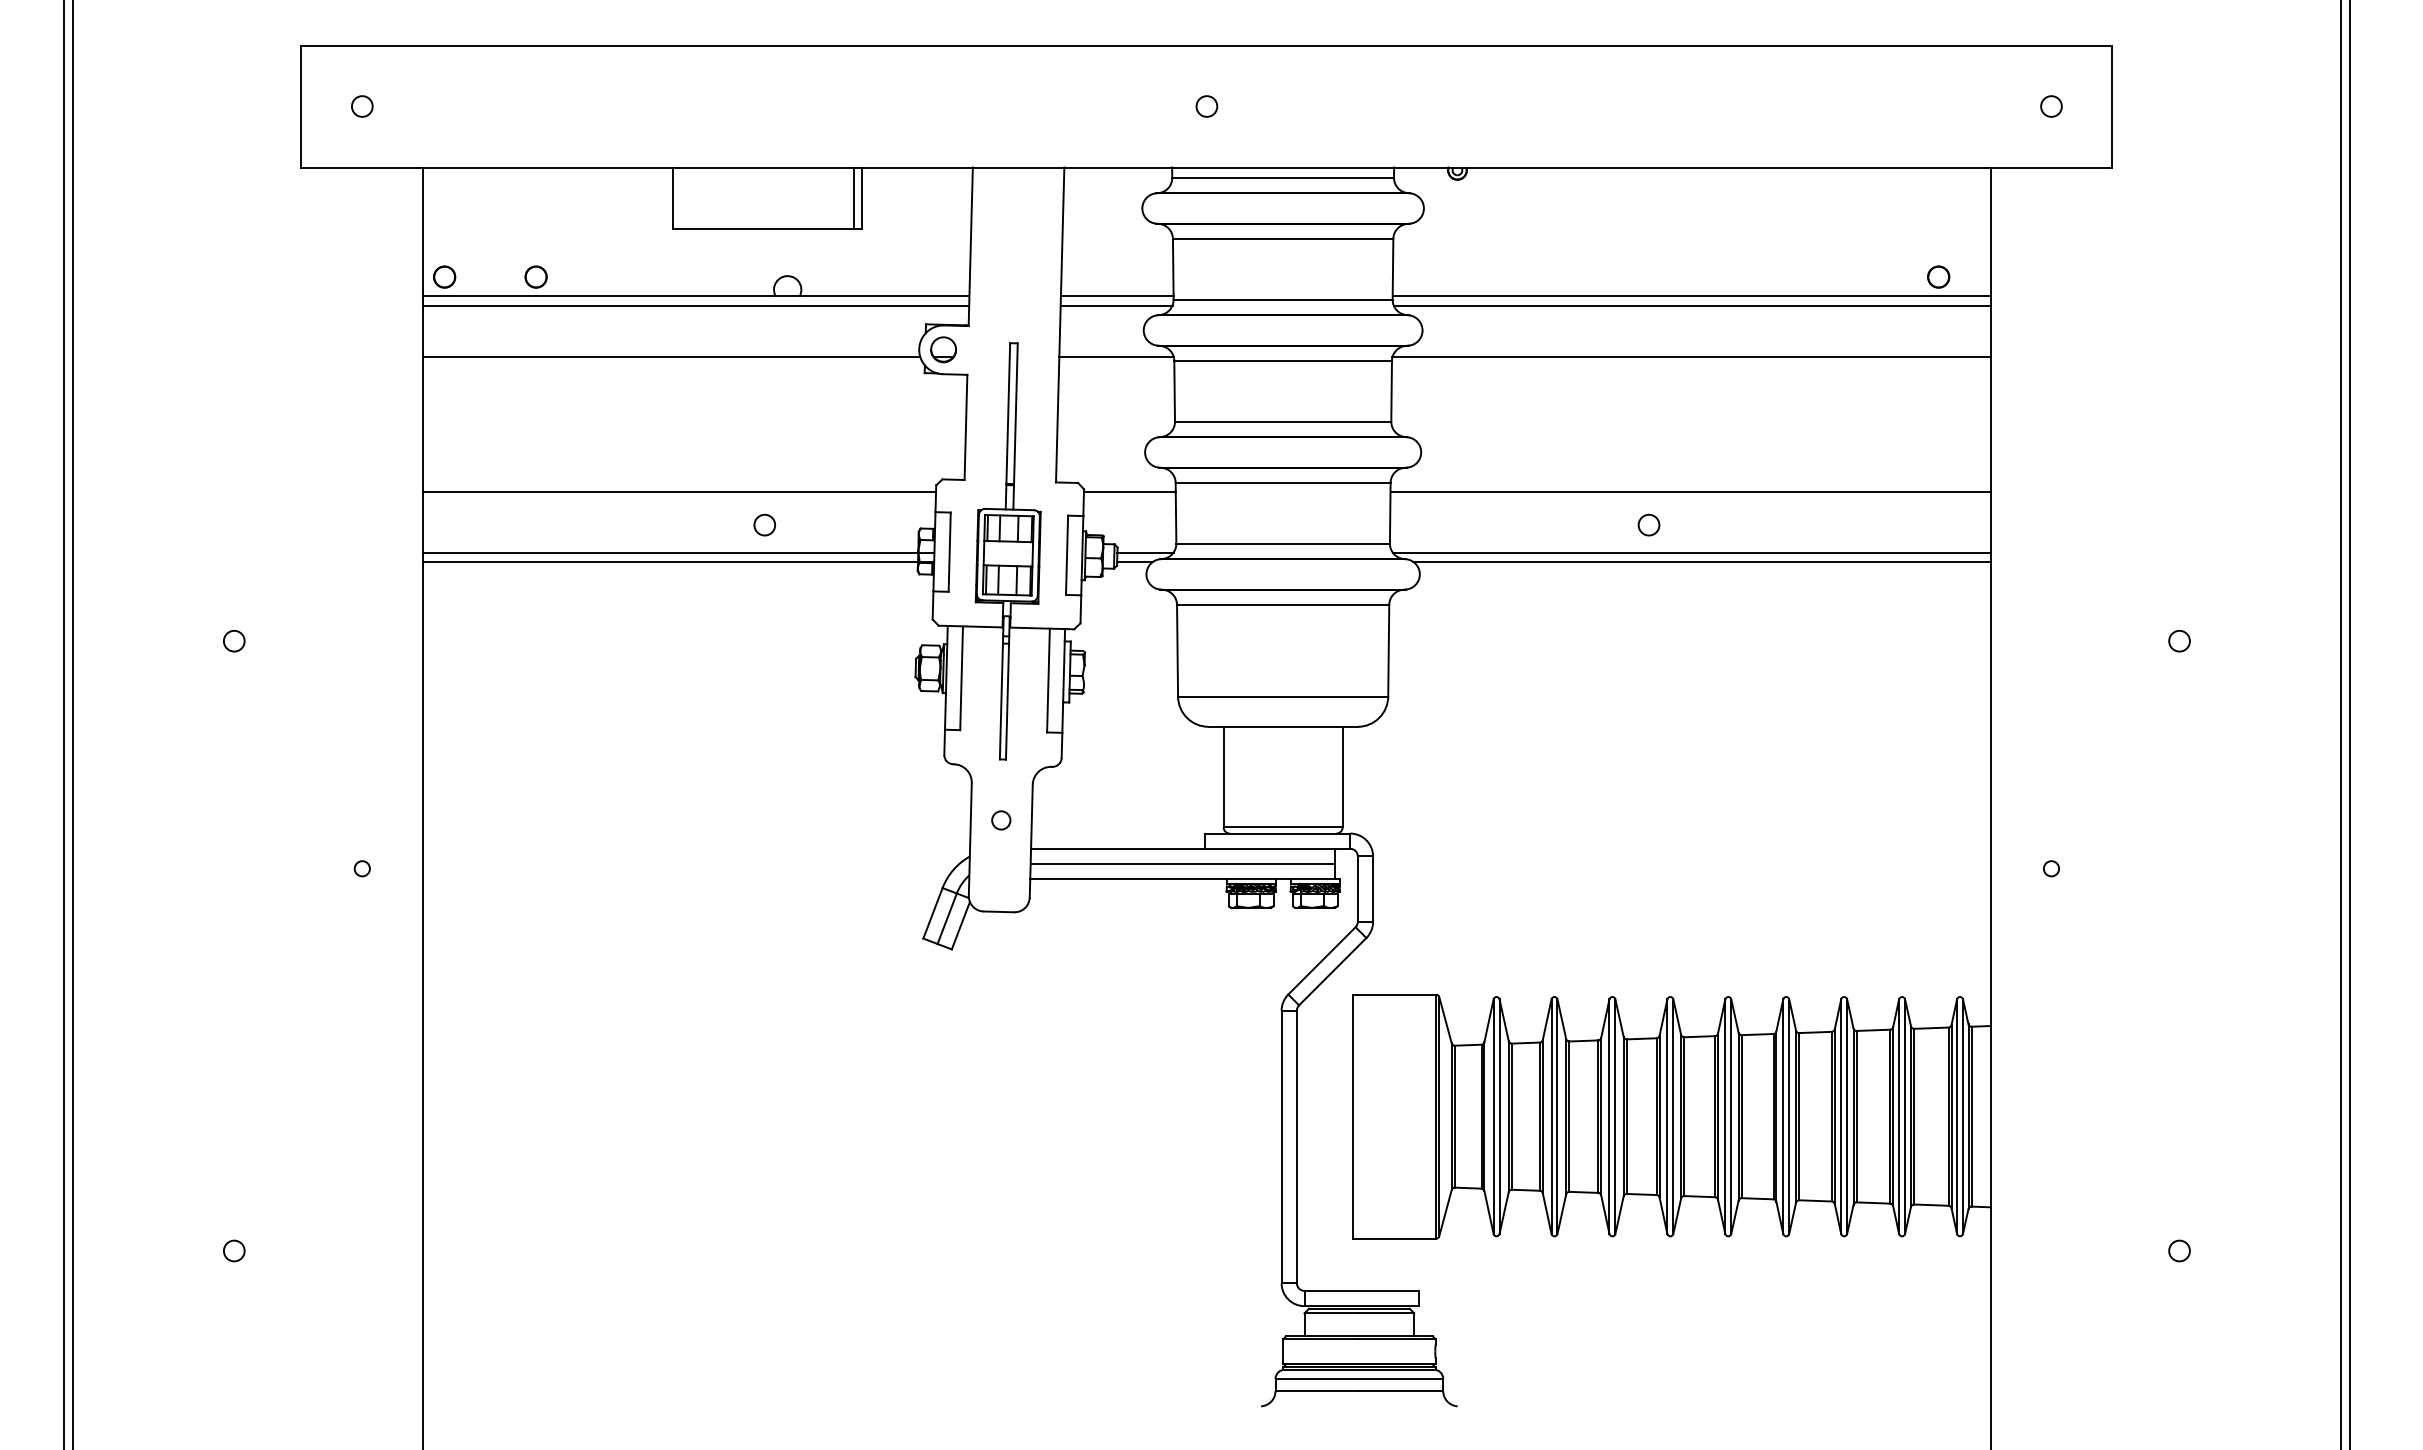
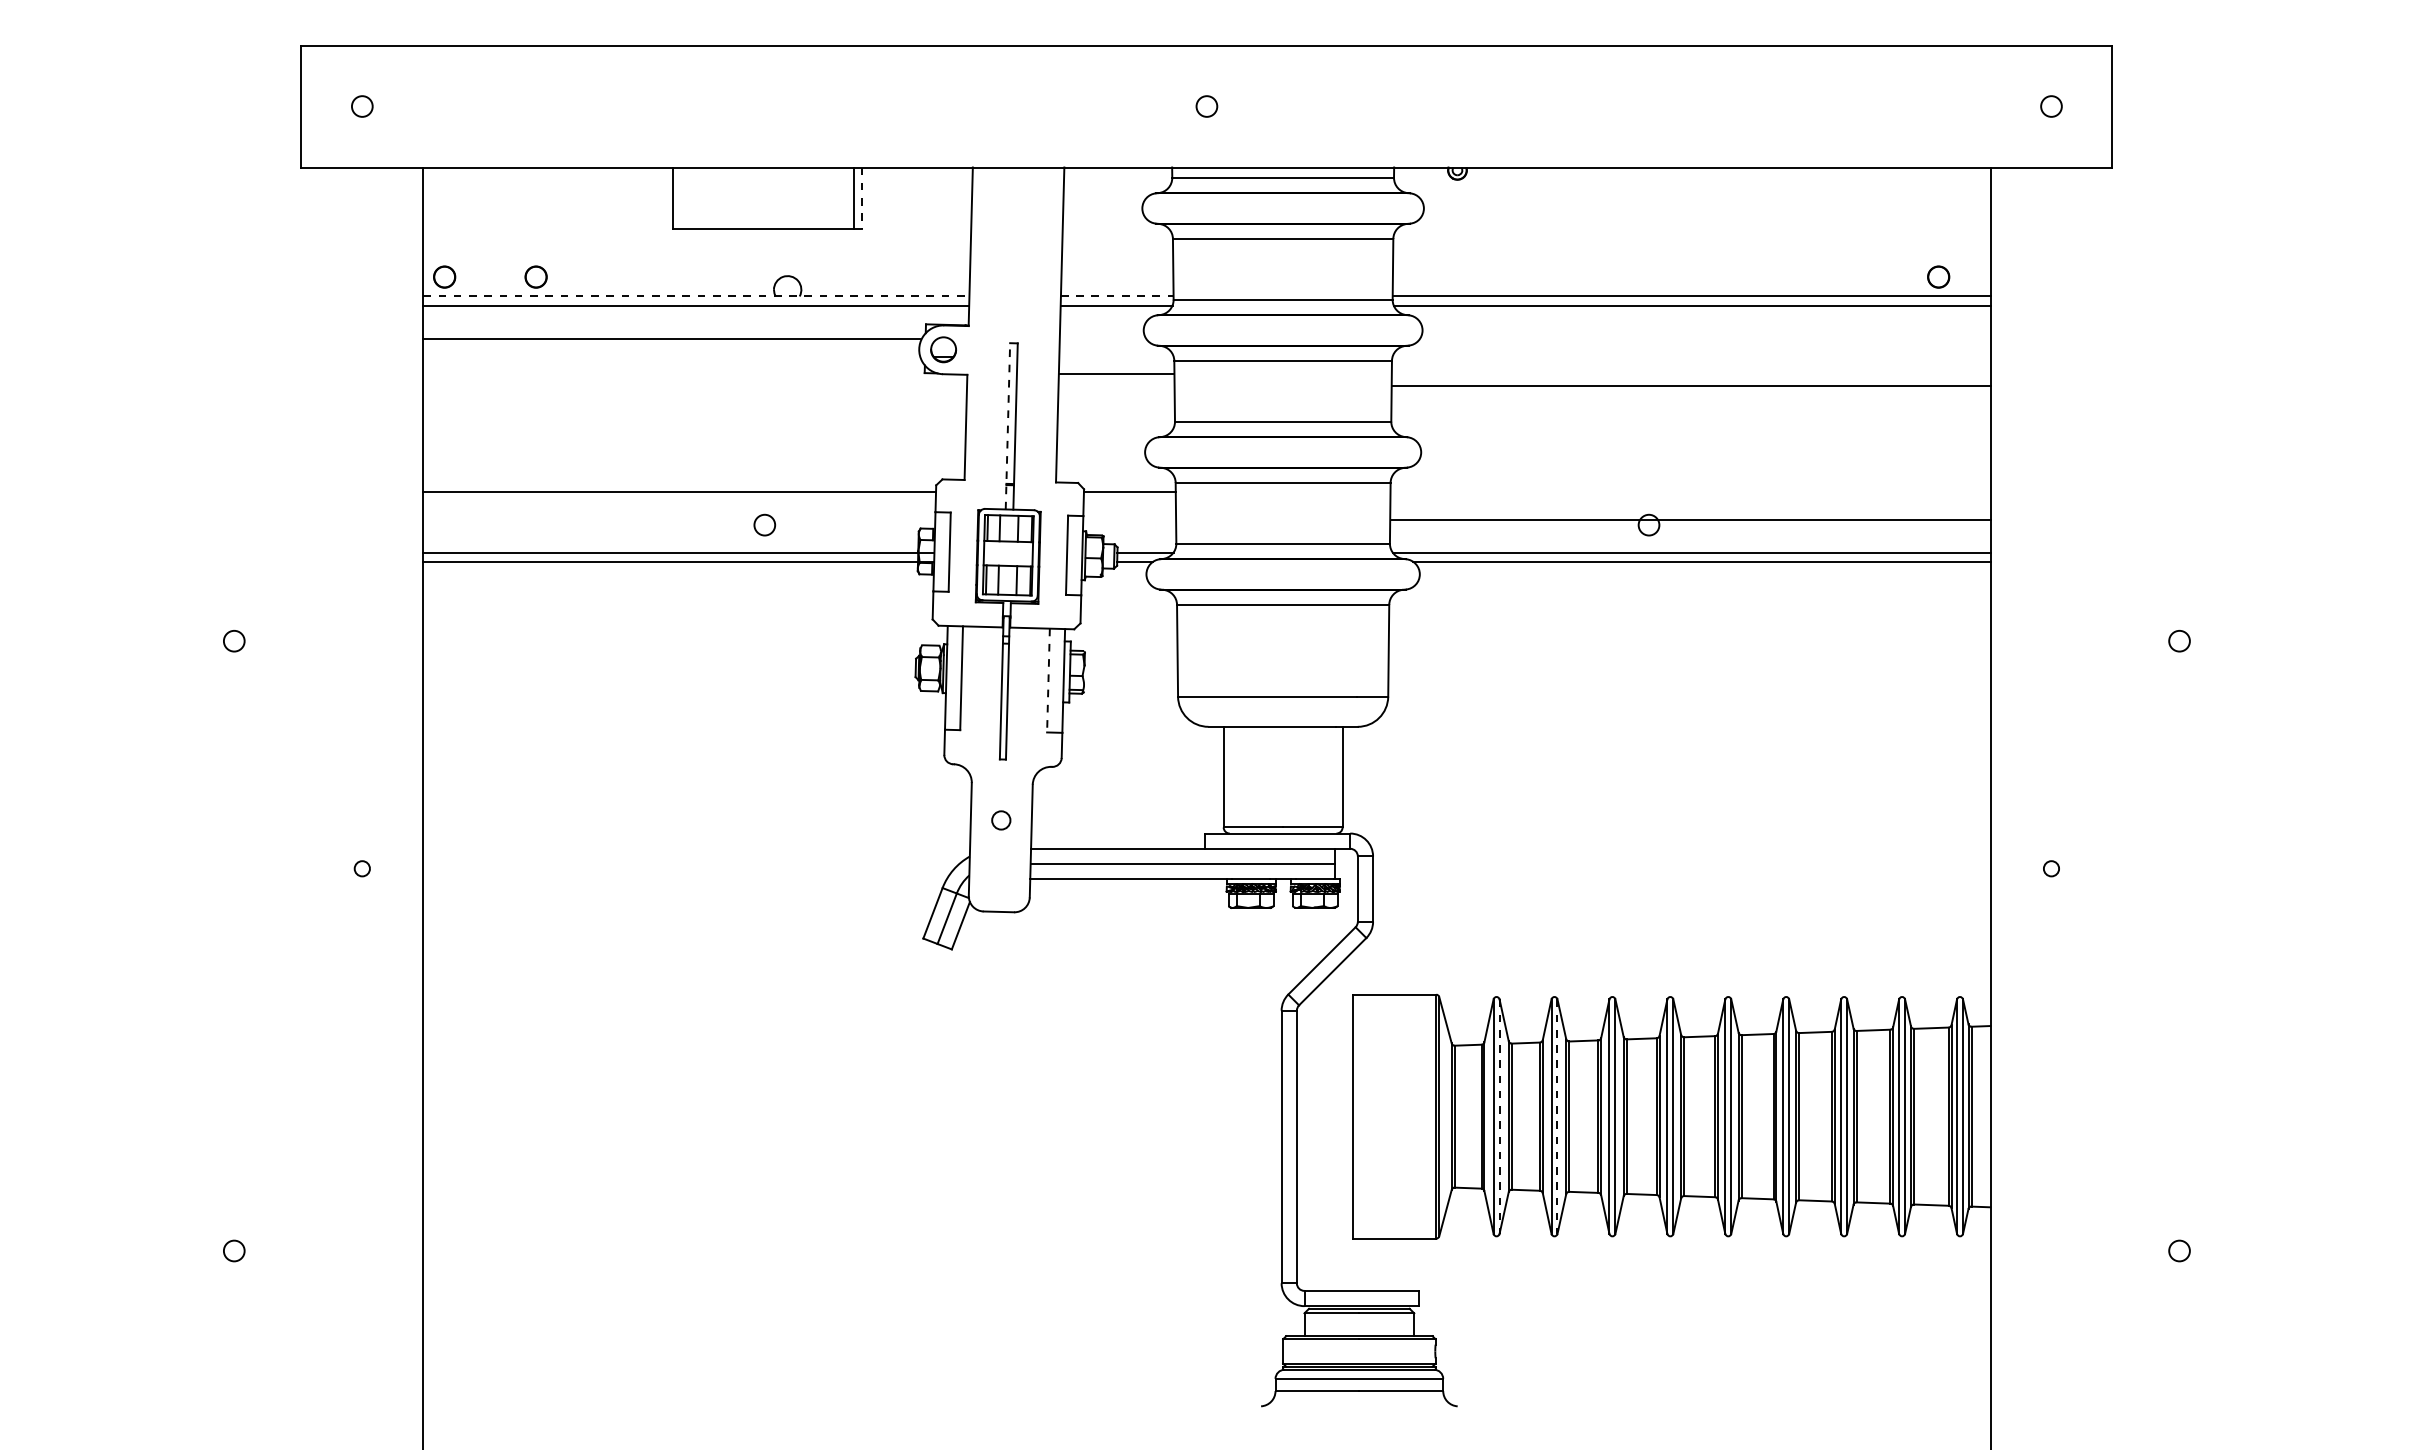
line: solid -> dashed (861, 198)
line: solid -> dashed (696, 296)
line: solid -> dashed (1117, 296)
line position: (671, 357) -> (671, 339) (671, 339)
line position: (1116, 357) -> (1116, 374) (1116, 374)
line position: (1691, 357) -> (1691, 386) (1691, 386)
line: solid -> dashed (1007, 425)
line position: (1690, 491) -> (1690, 519) (1690, 519)
line: solid -> dashed (1048, 680)
line: present -> none (63, 724)
line: present -> none (72, 724)
line: present -> none (2341, 724)
line: present -> none (2350, 724)
line: solid -> dashed (1499, 1117)
line: solid -> dashed (1557, 1117)
